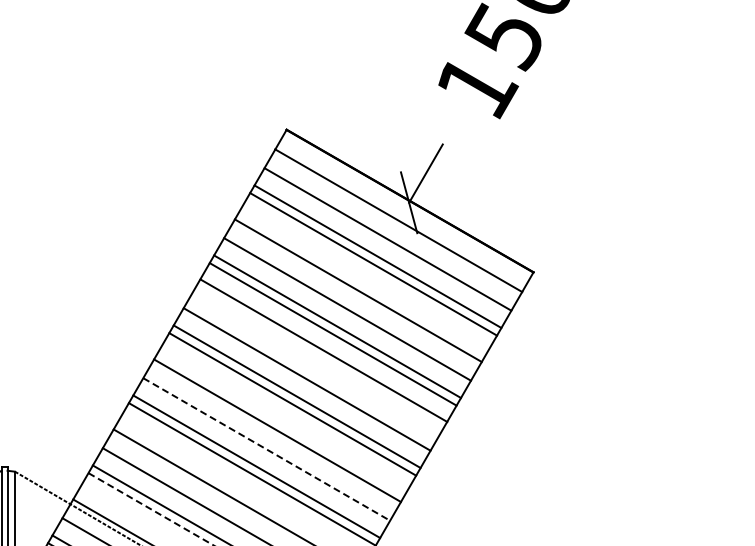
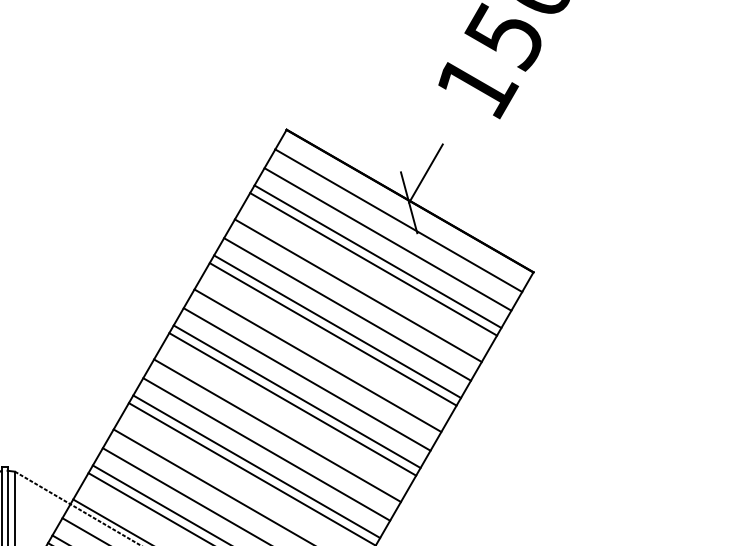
line position: (323, 350) -> (317, 360) (317, 360)
line: dashed -> solid (266, 449)
line: dashed -> solid (151, 509)
